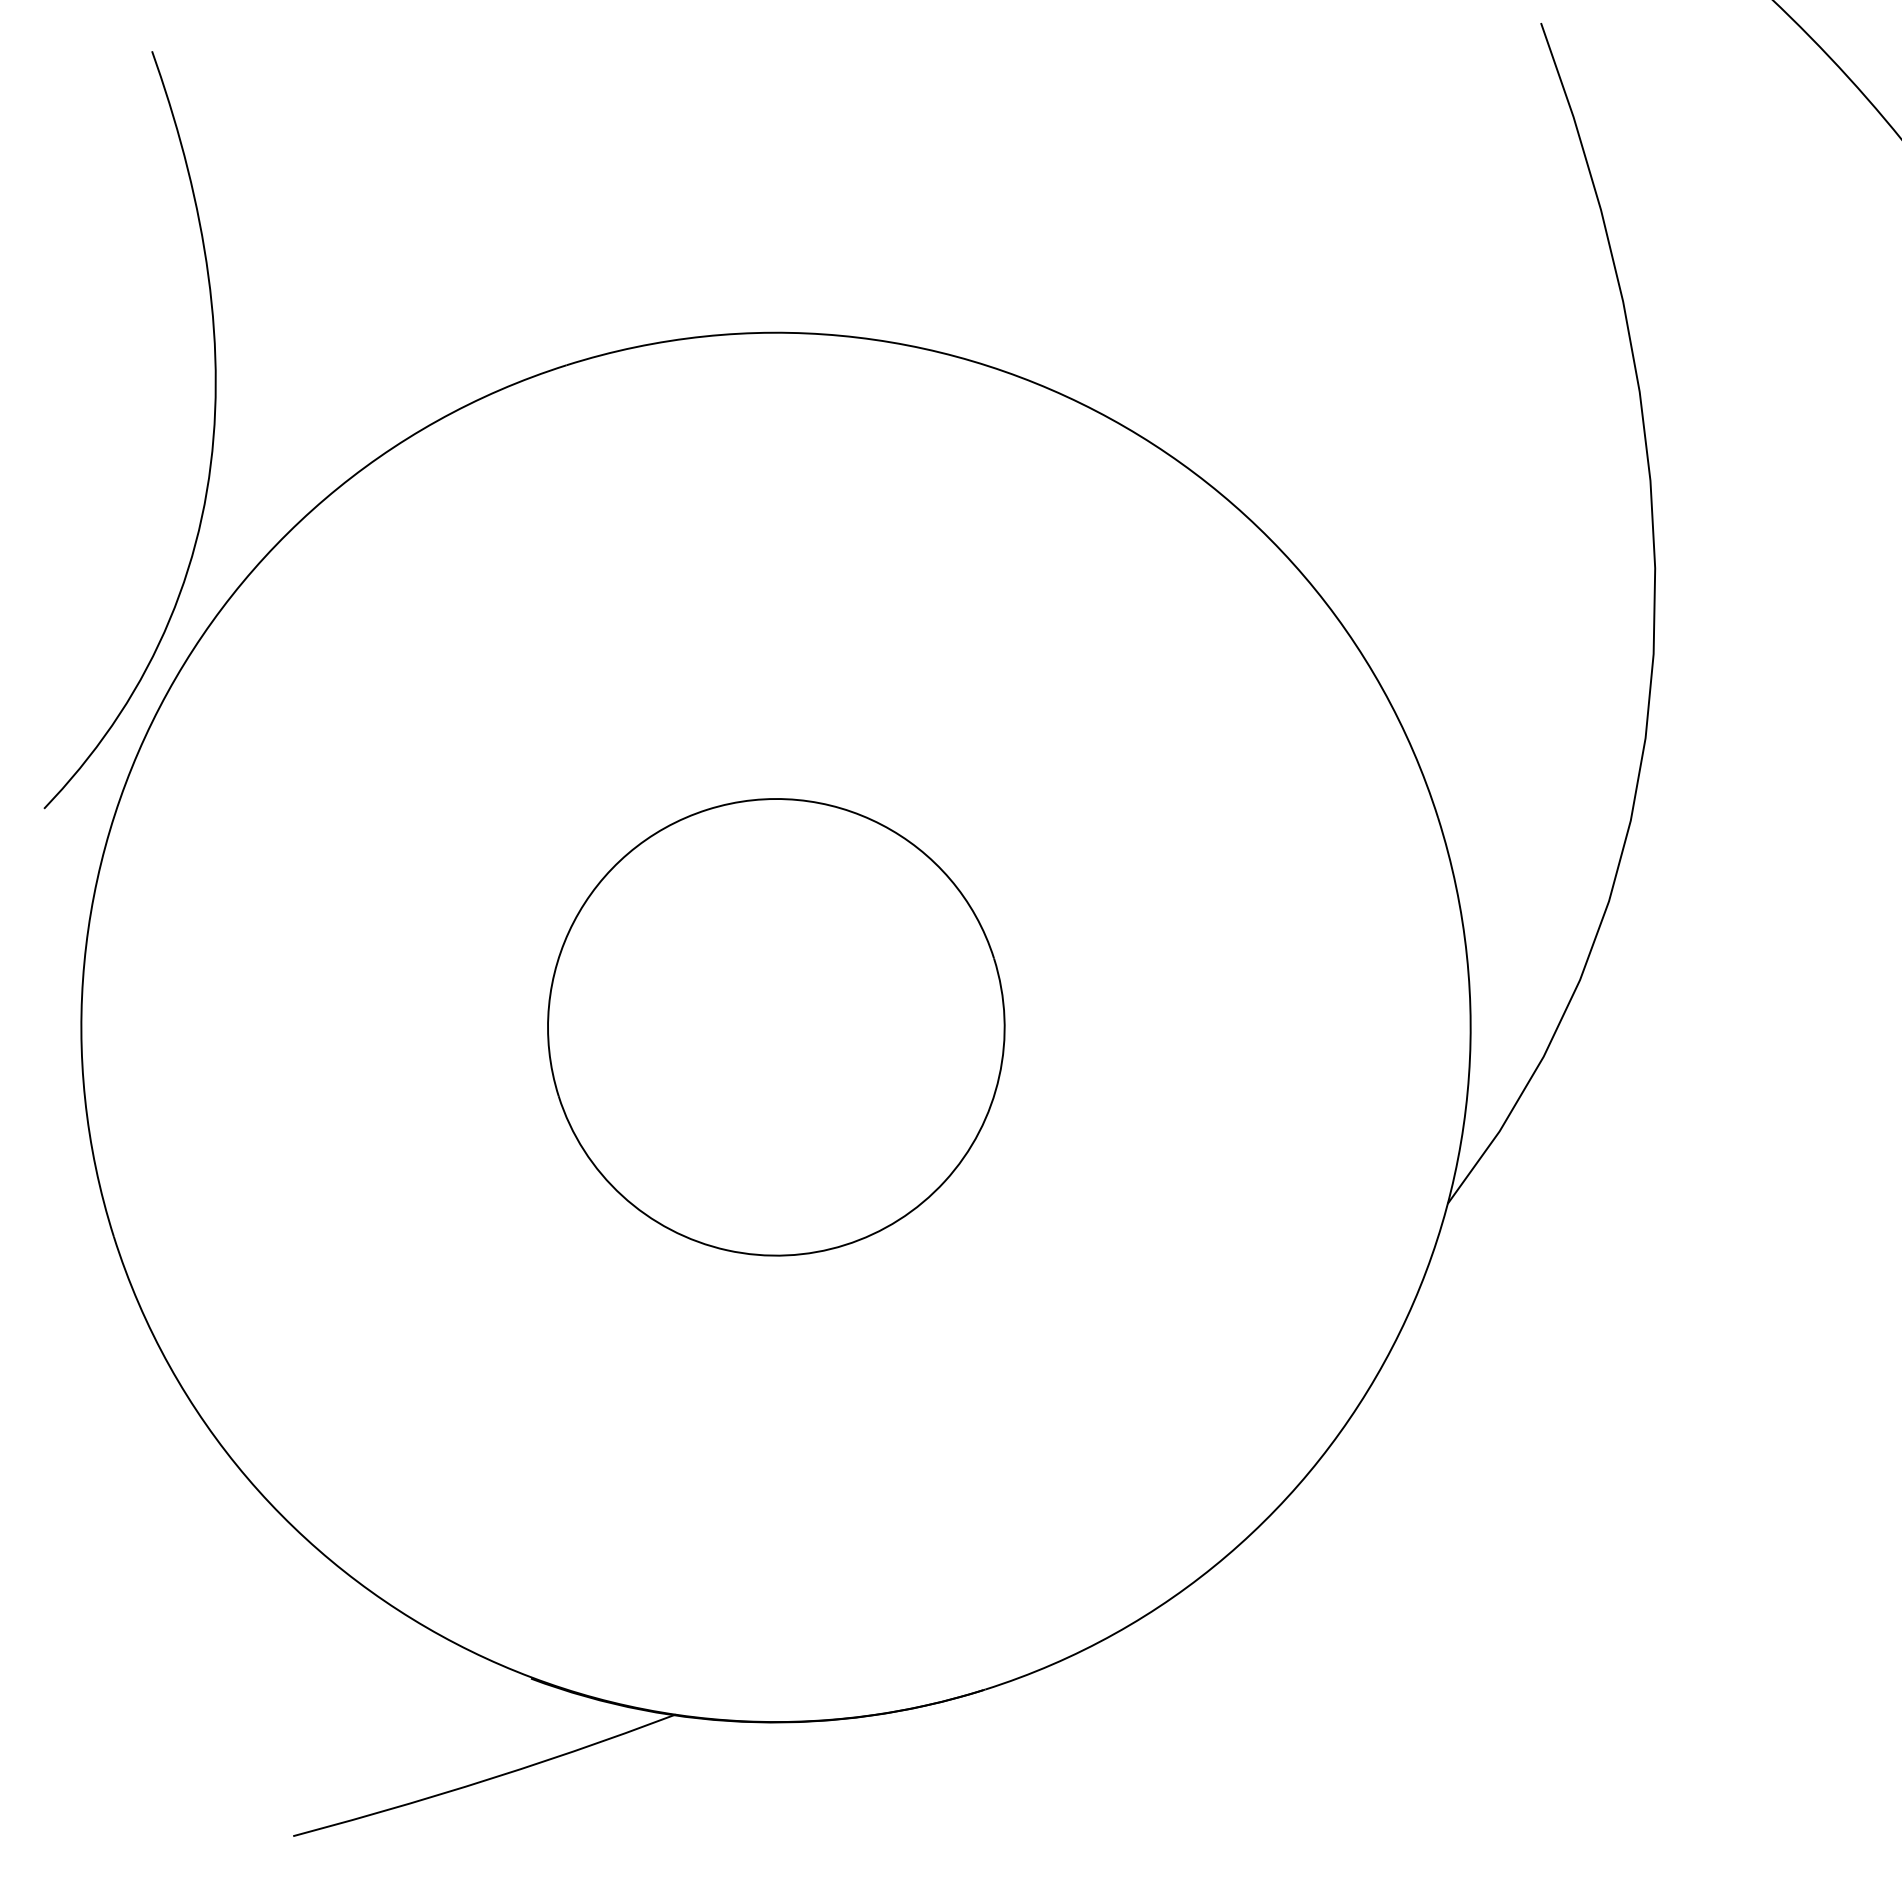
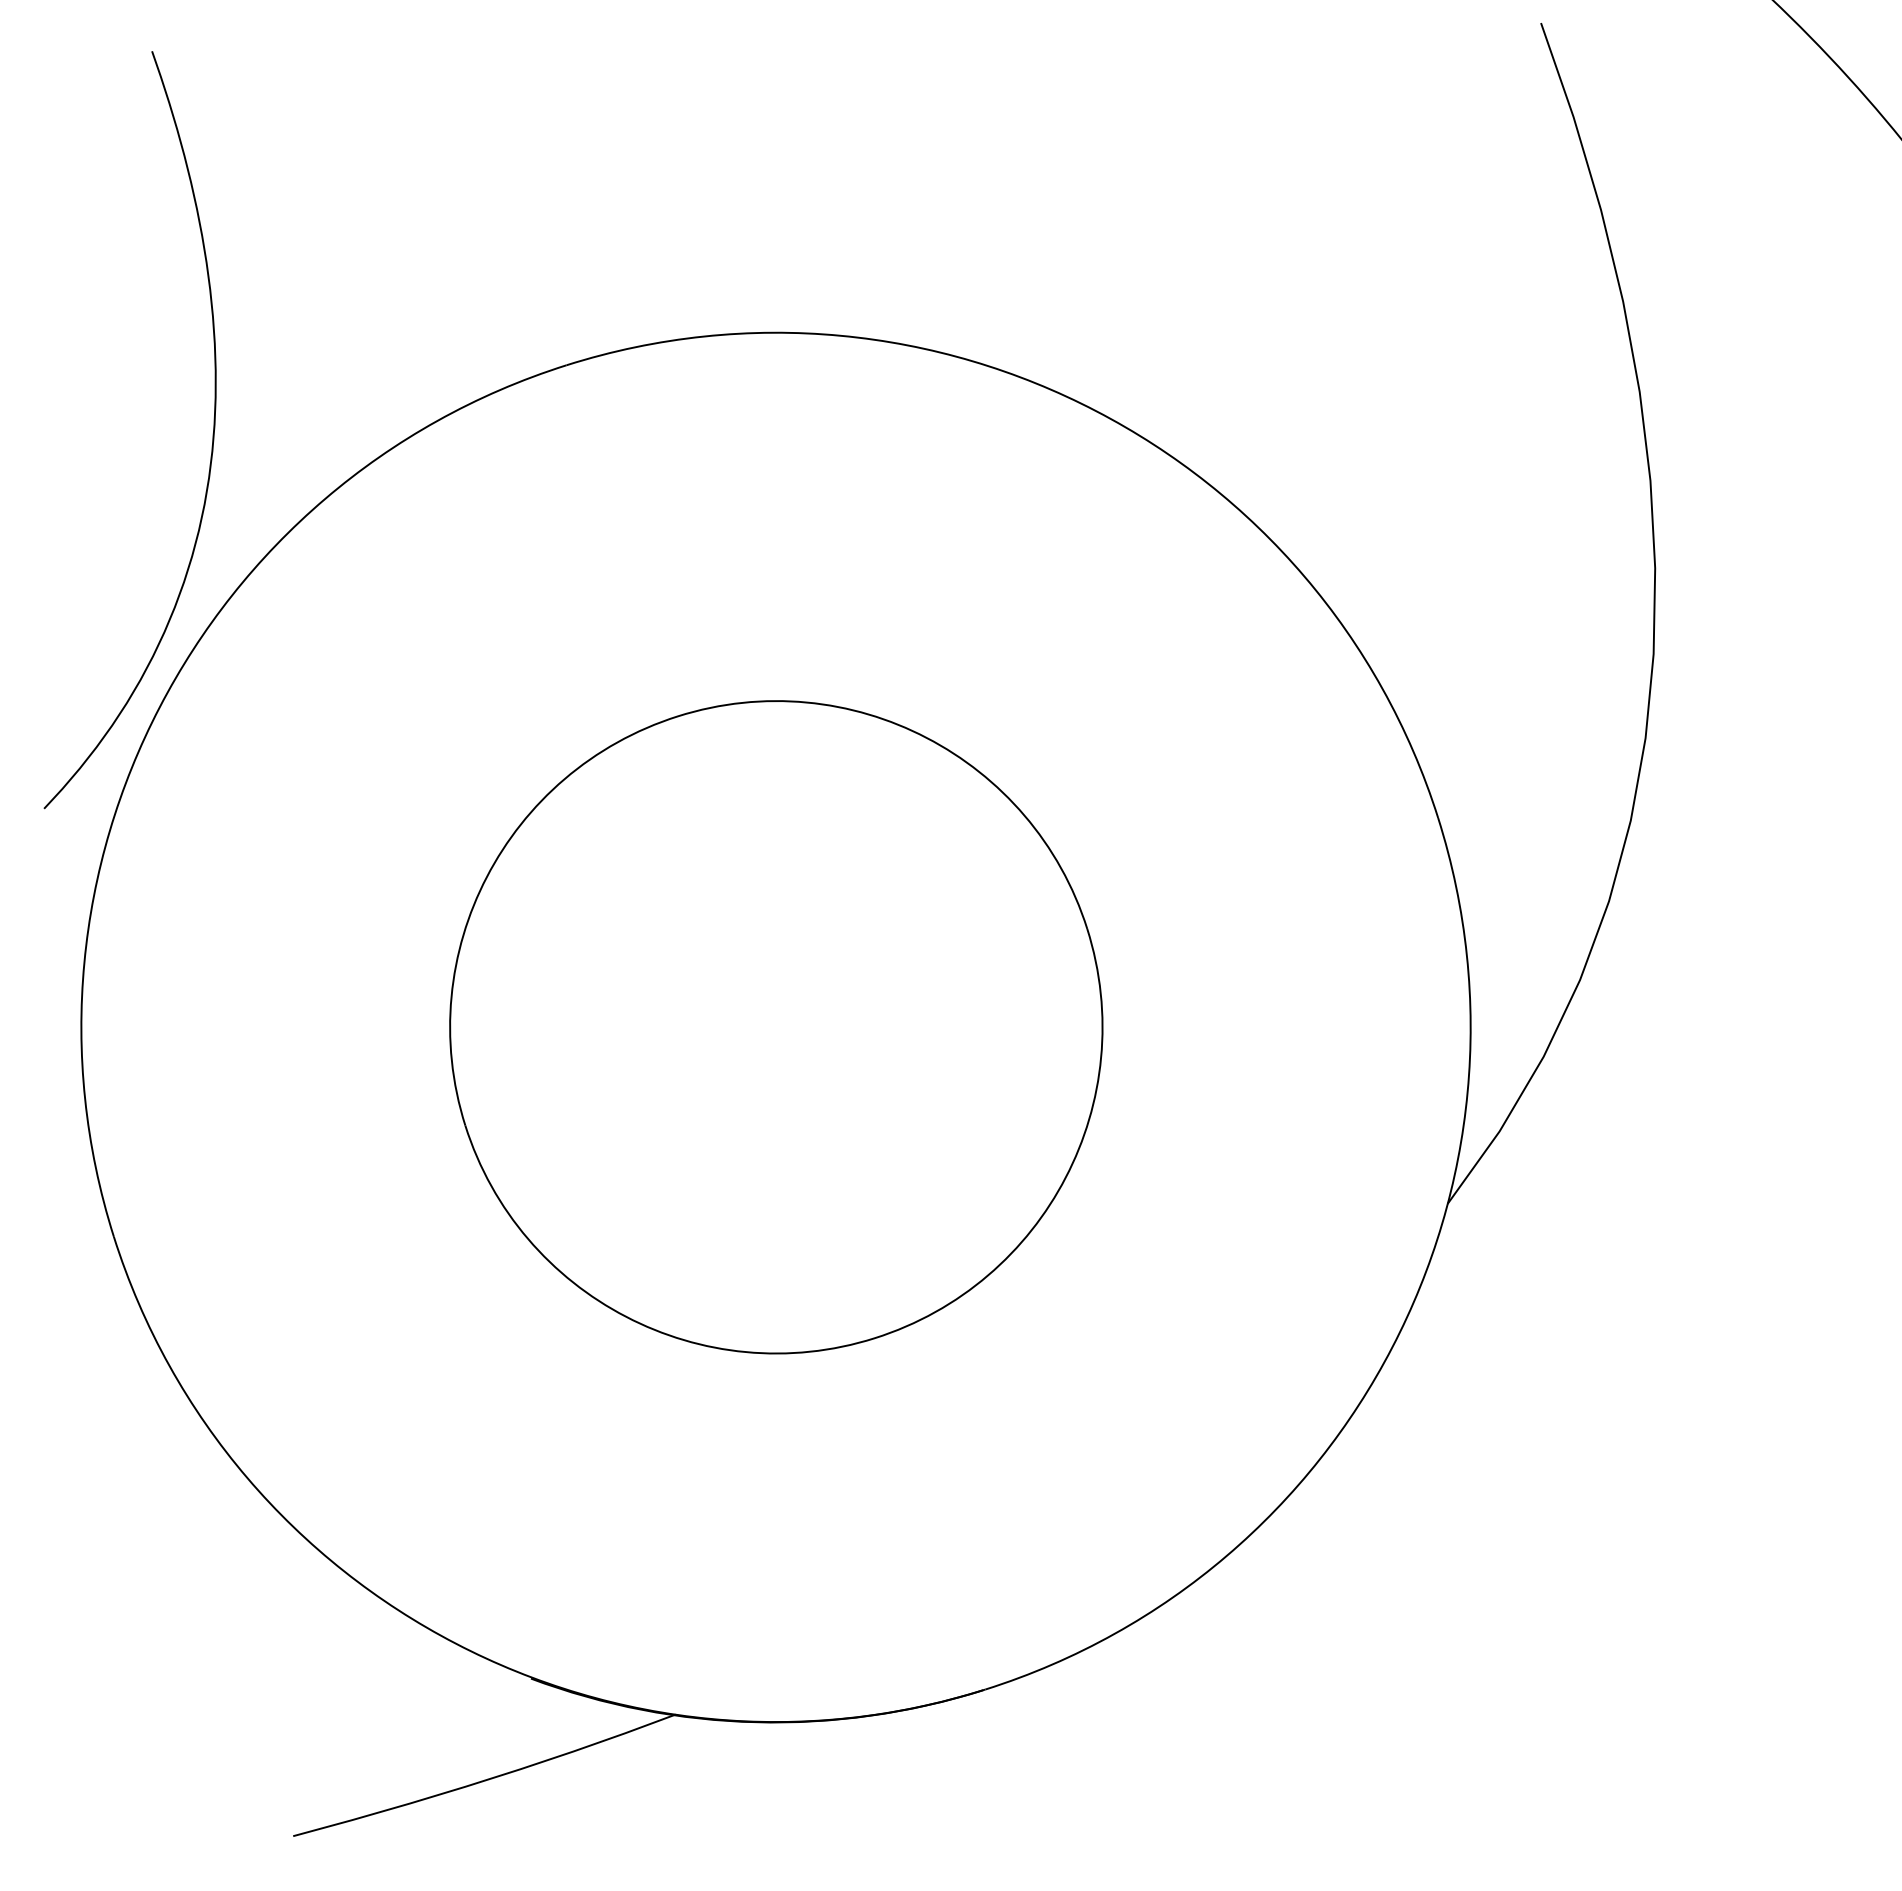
part size: 459x459 px -> 655x655 px (776, 1027)
